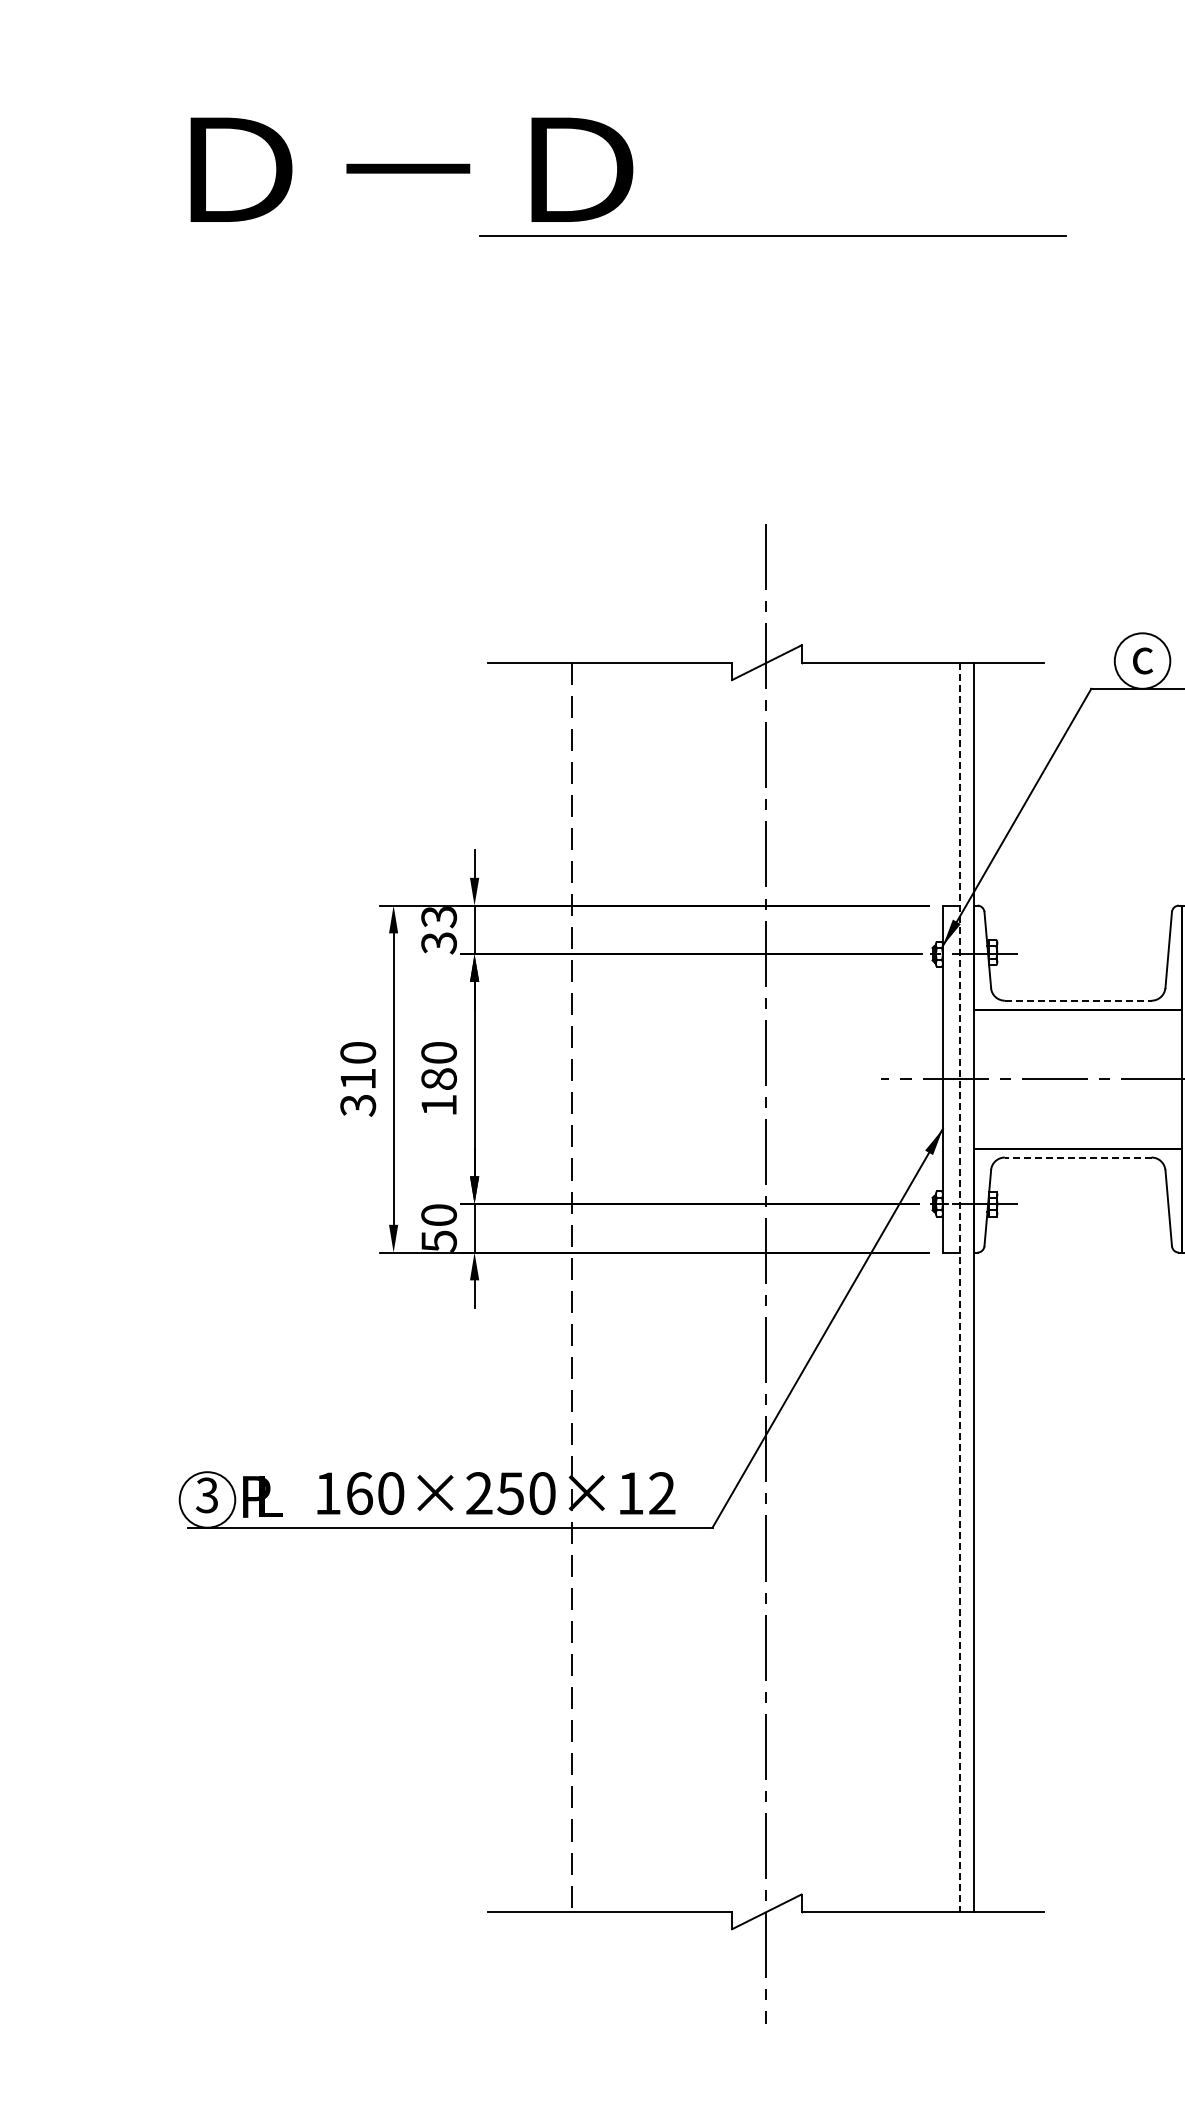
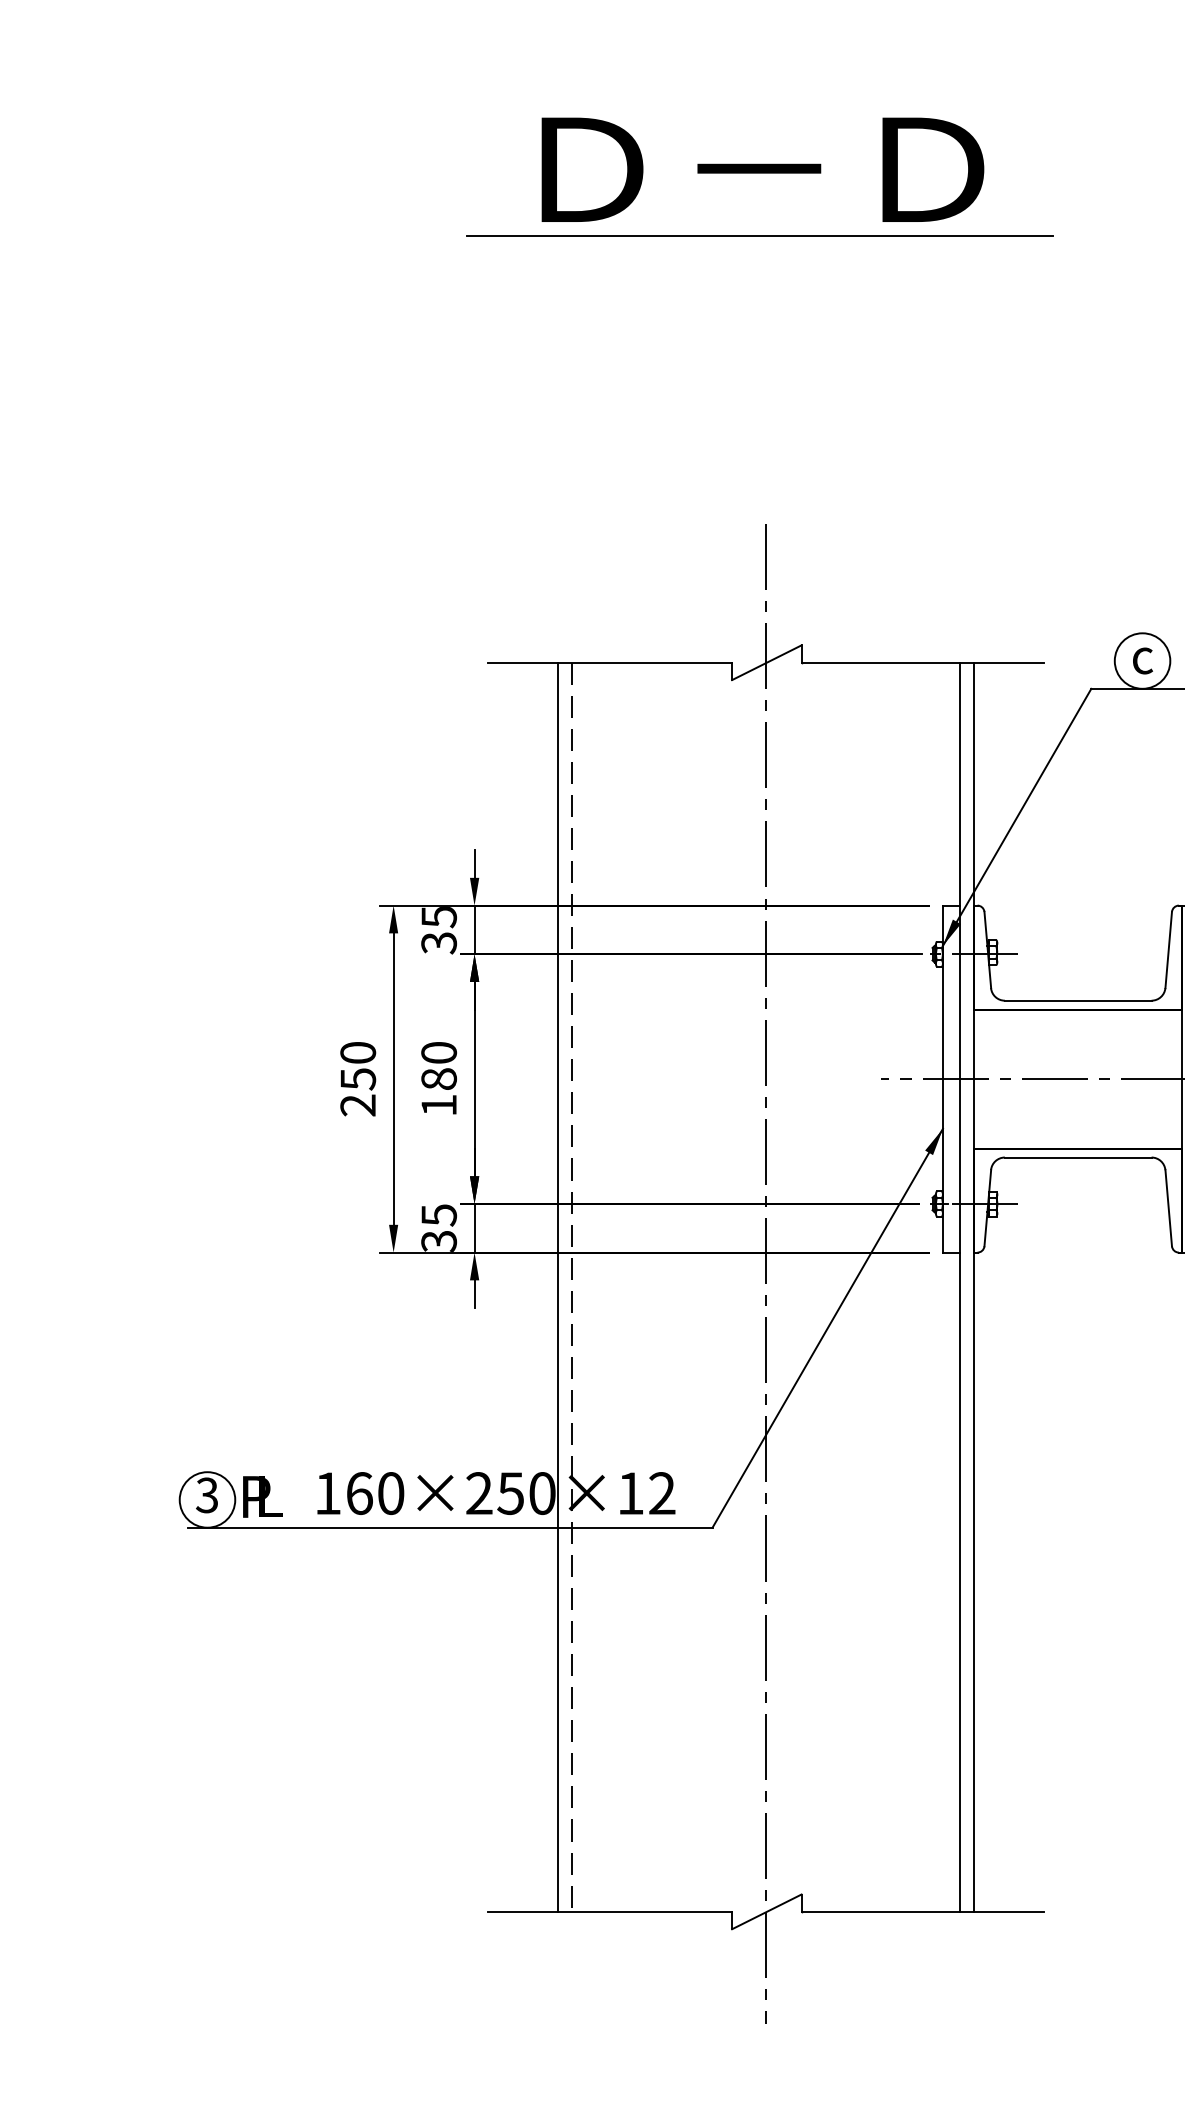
text position: (411, 169) -> (762, 169) (762, 169)
line position: (772, 235) -> (759, 235) (759, 235)
text: 33 -> 35 (438, 917)
line: dashed -> solid (1078, 1000)
text: 310 -> 250 (358, 1092)
line: dashed -> solid (1077, 1157)
text: 50 -> 35 (438, 1227)
line: none -> present (557, 1286)
line: dashed -> solid (959, 1287)
